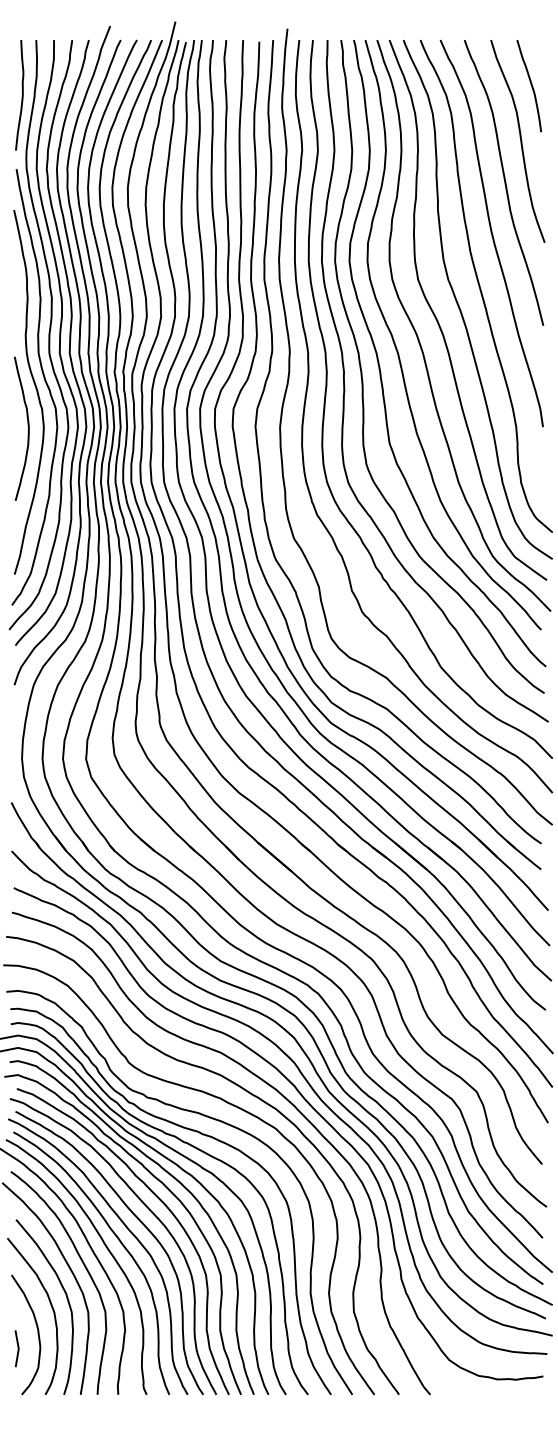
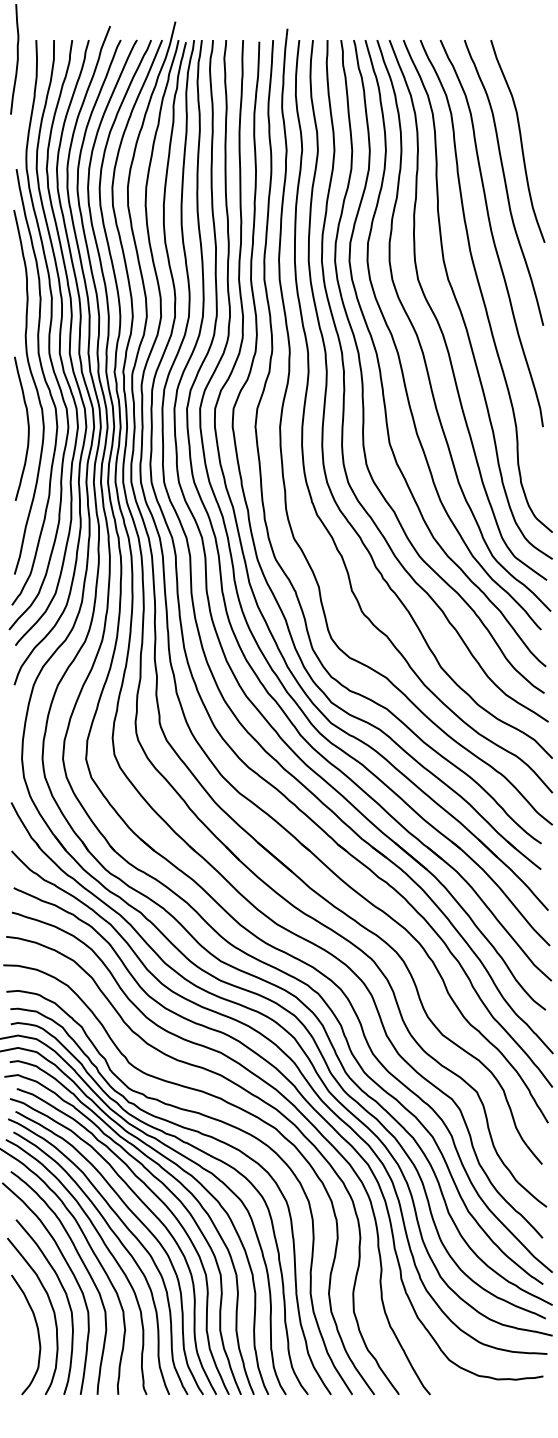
curve: present -> none (530, 84)
curve position: (21, 96) -> (16, 60) (16, 60)
line: present -> none (17, 1348)
